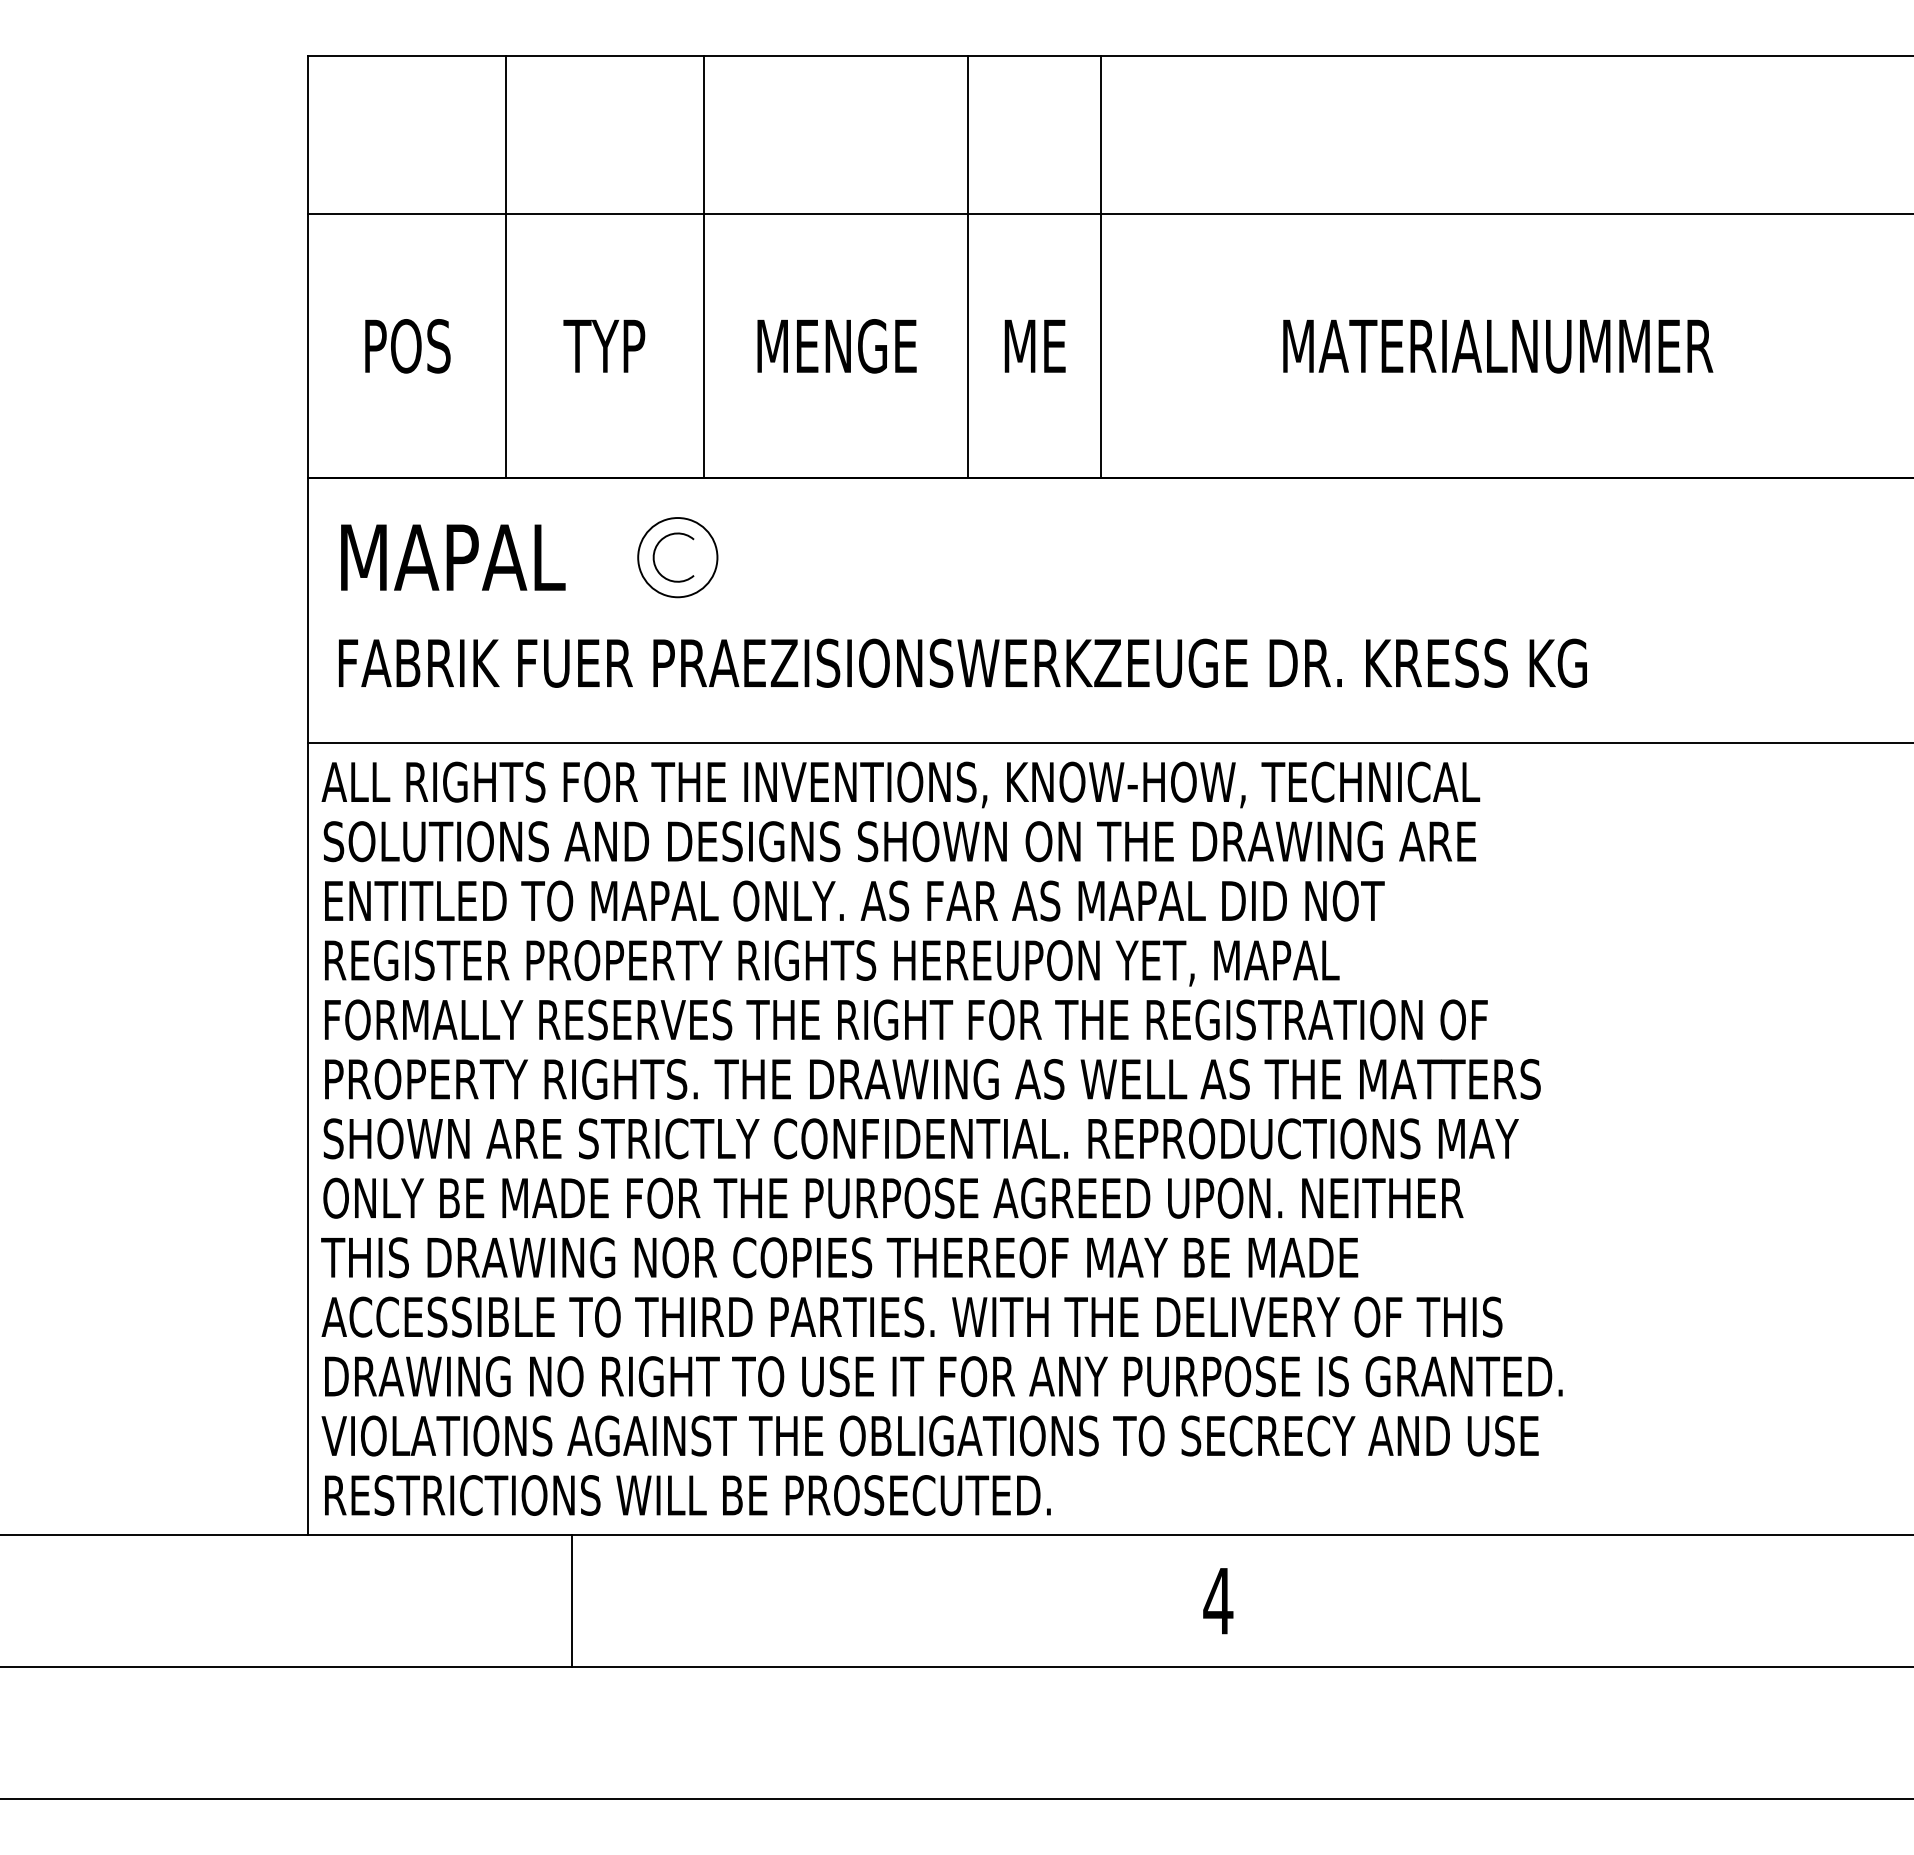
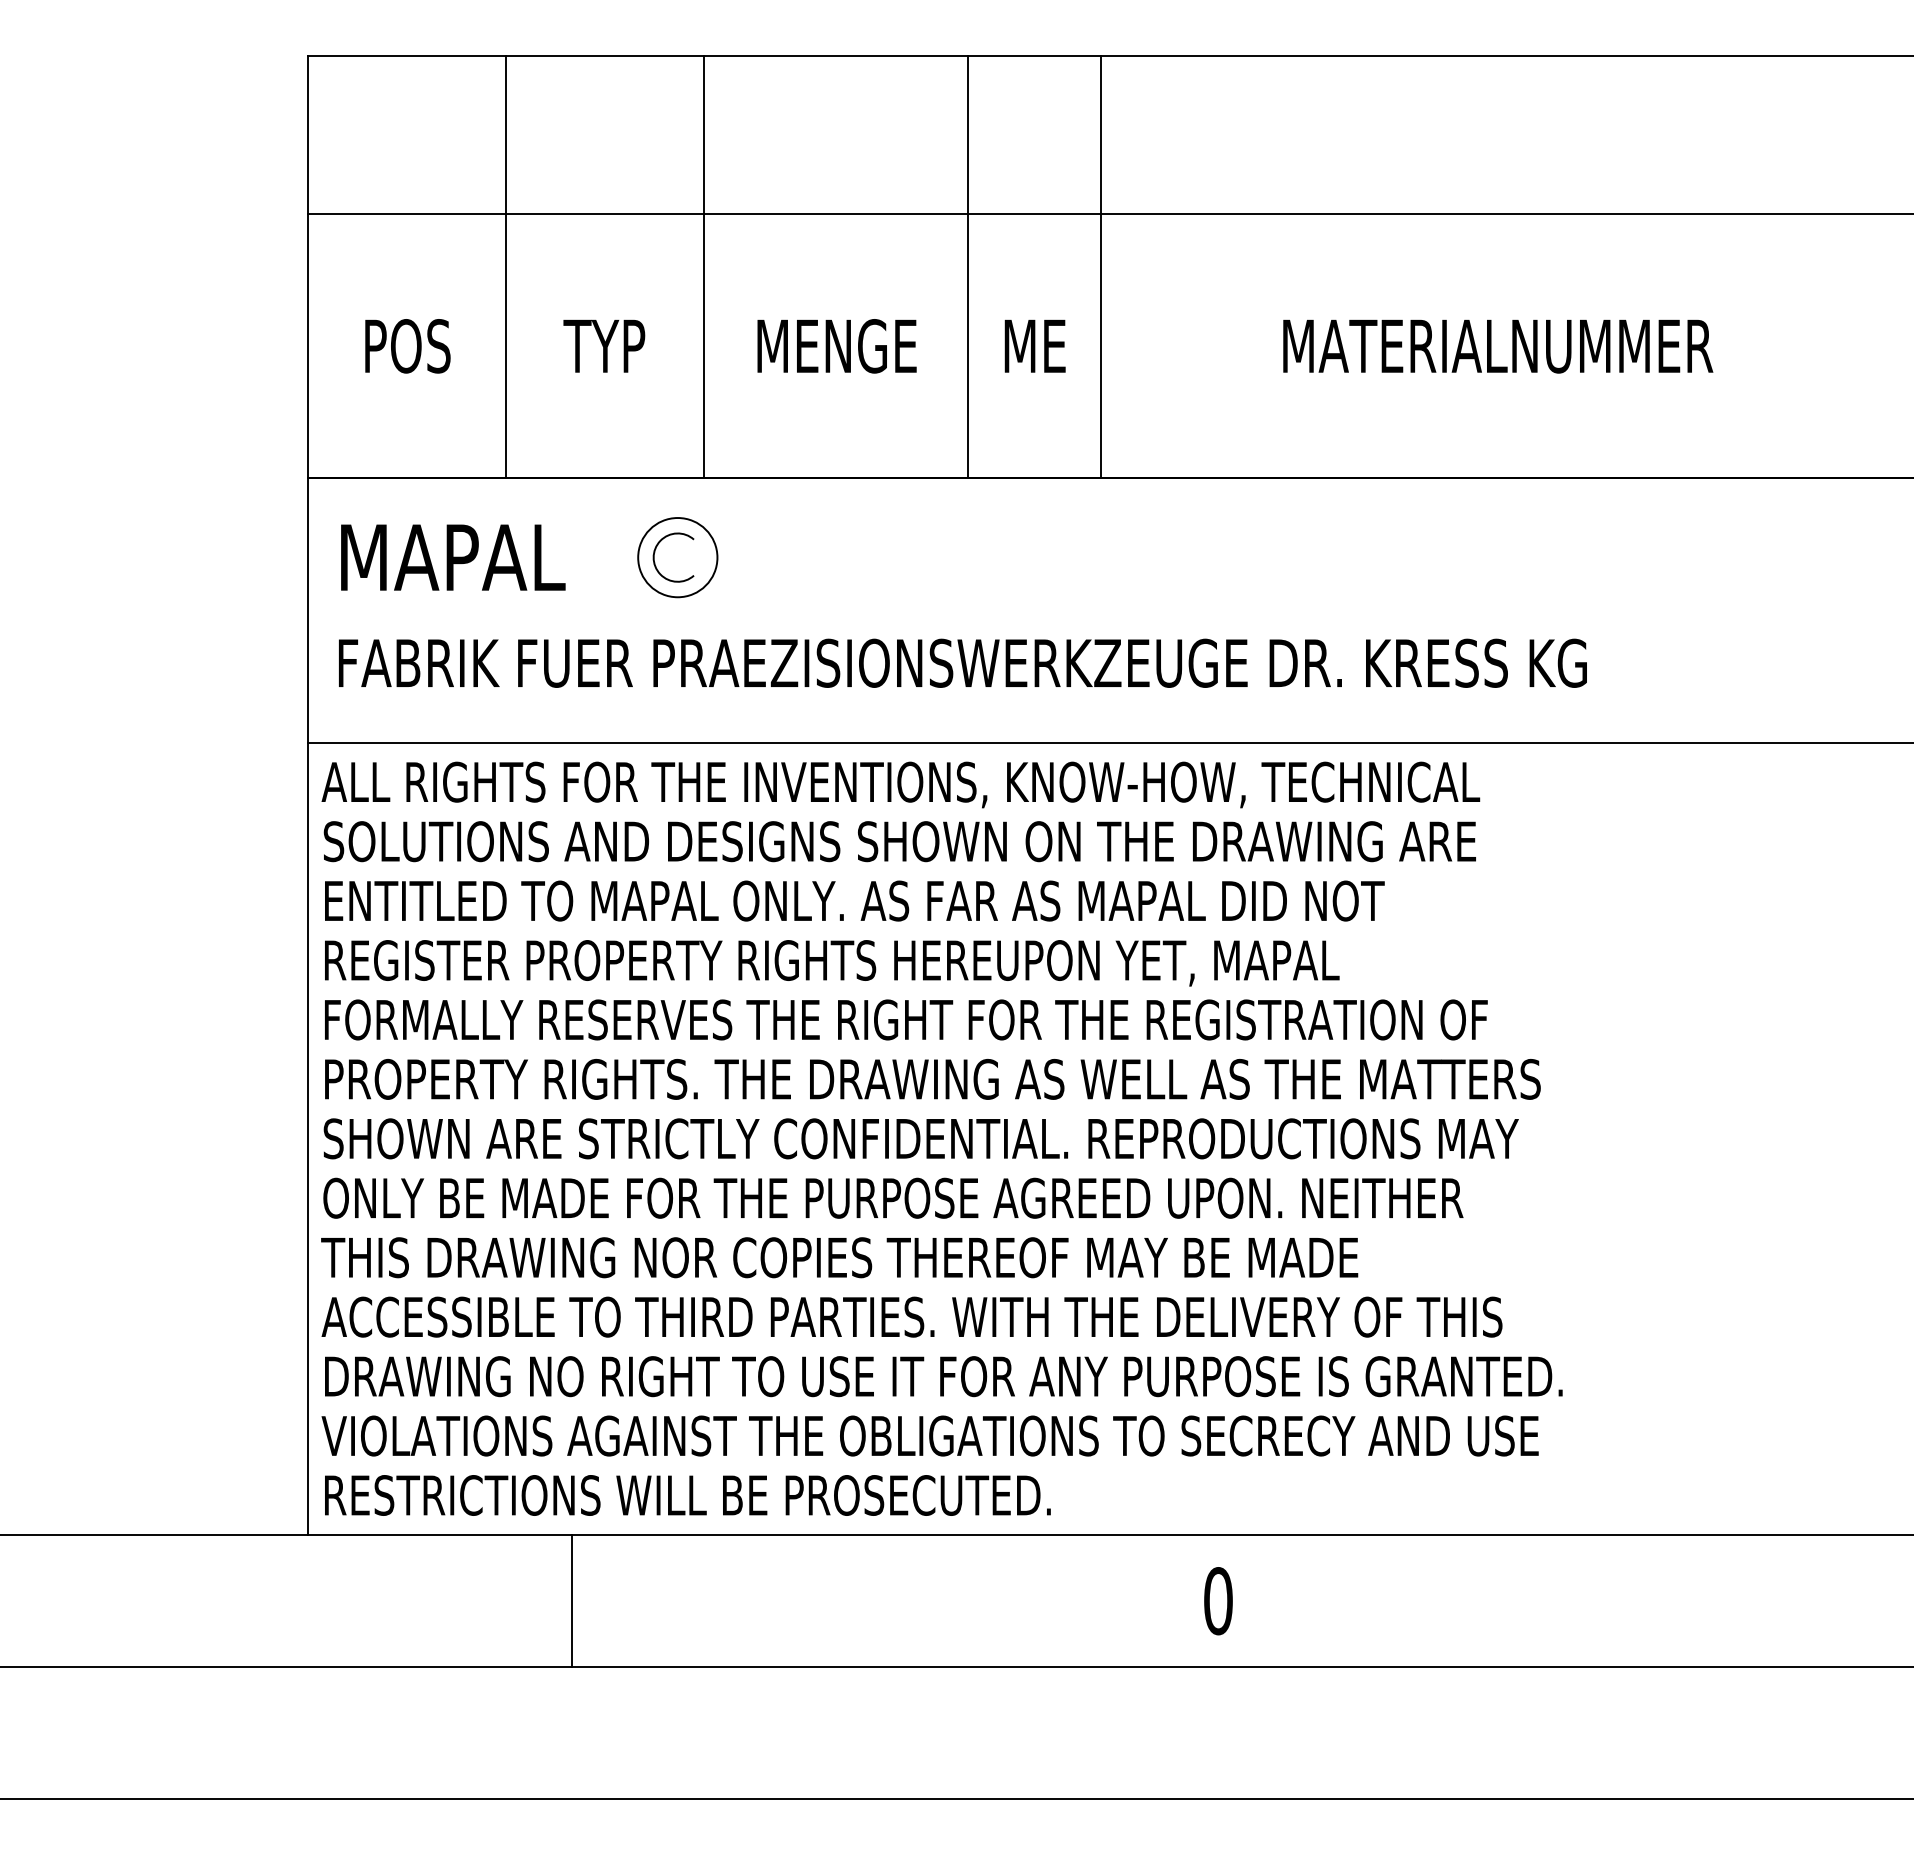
text: 4 -> 0 (1218, 1601)
